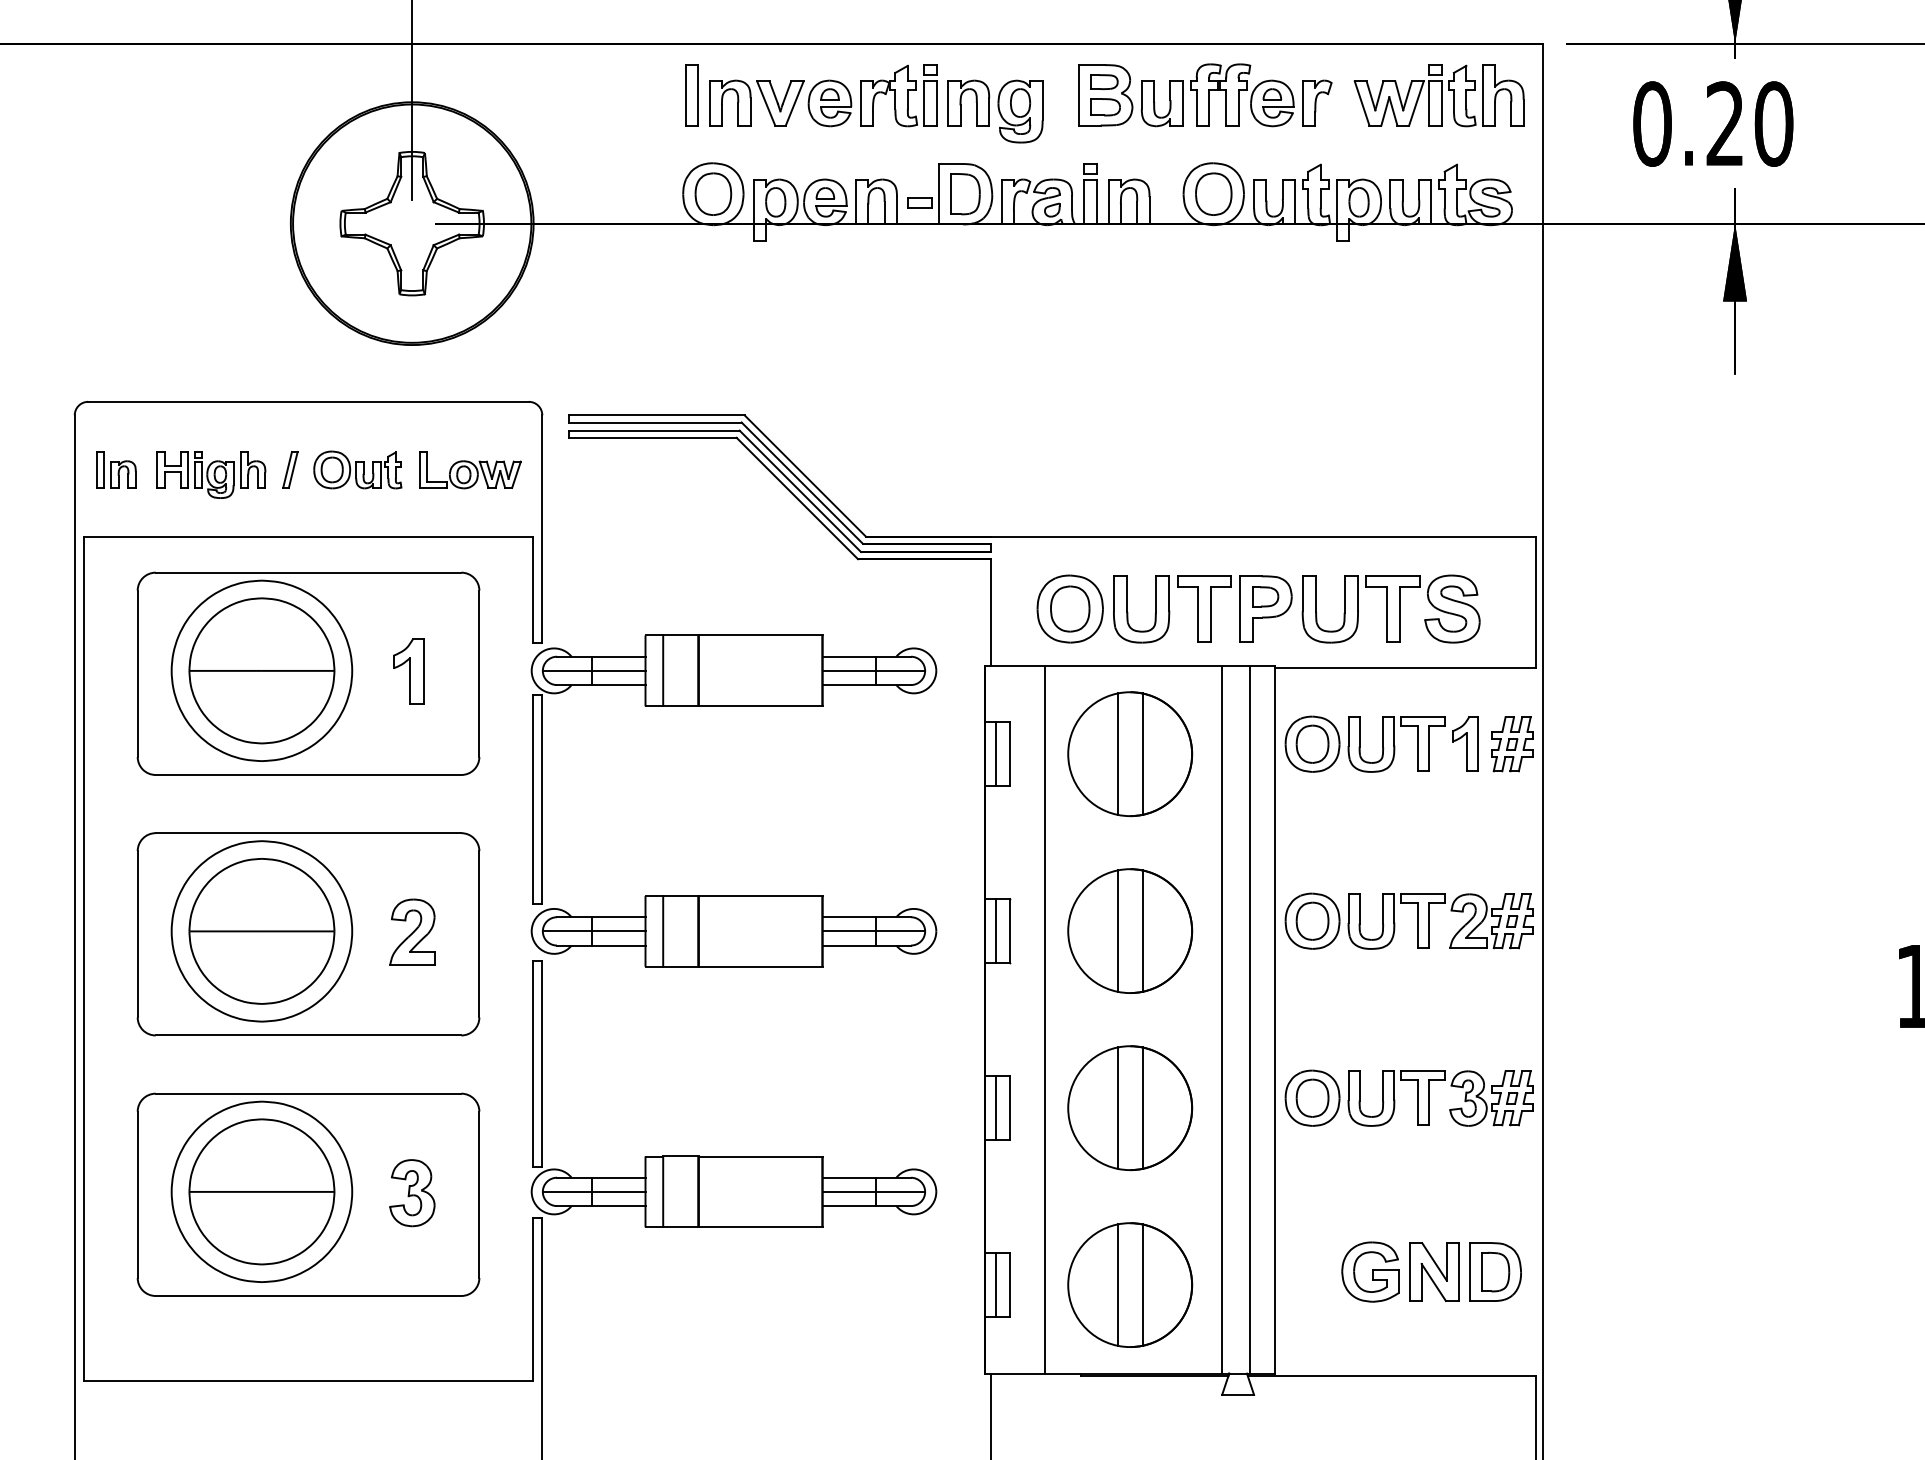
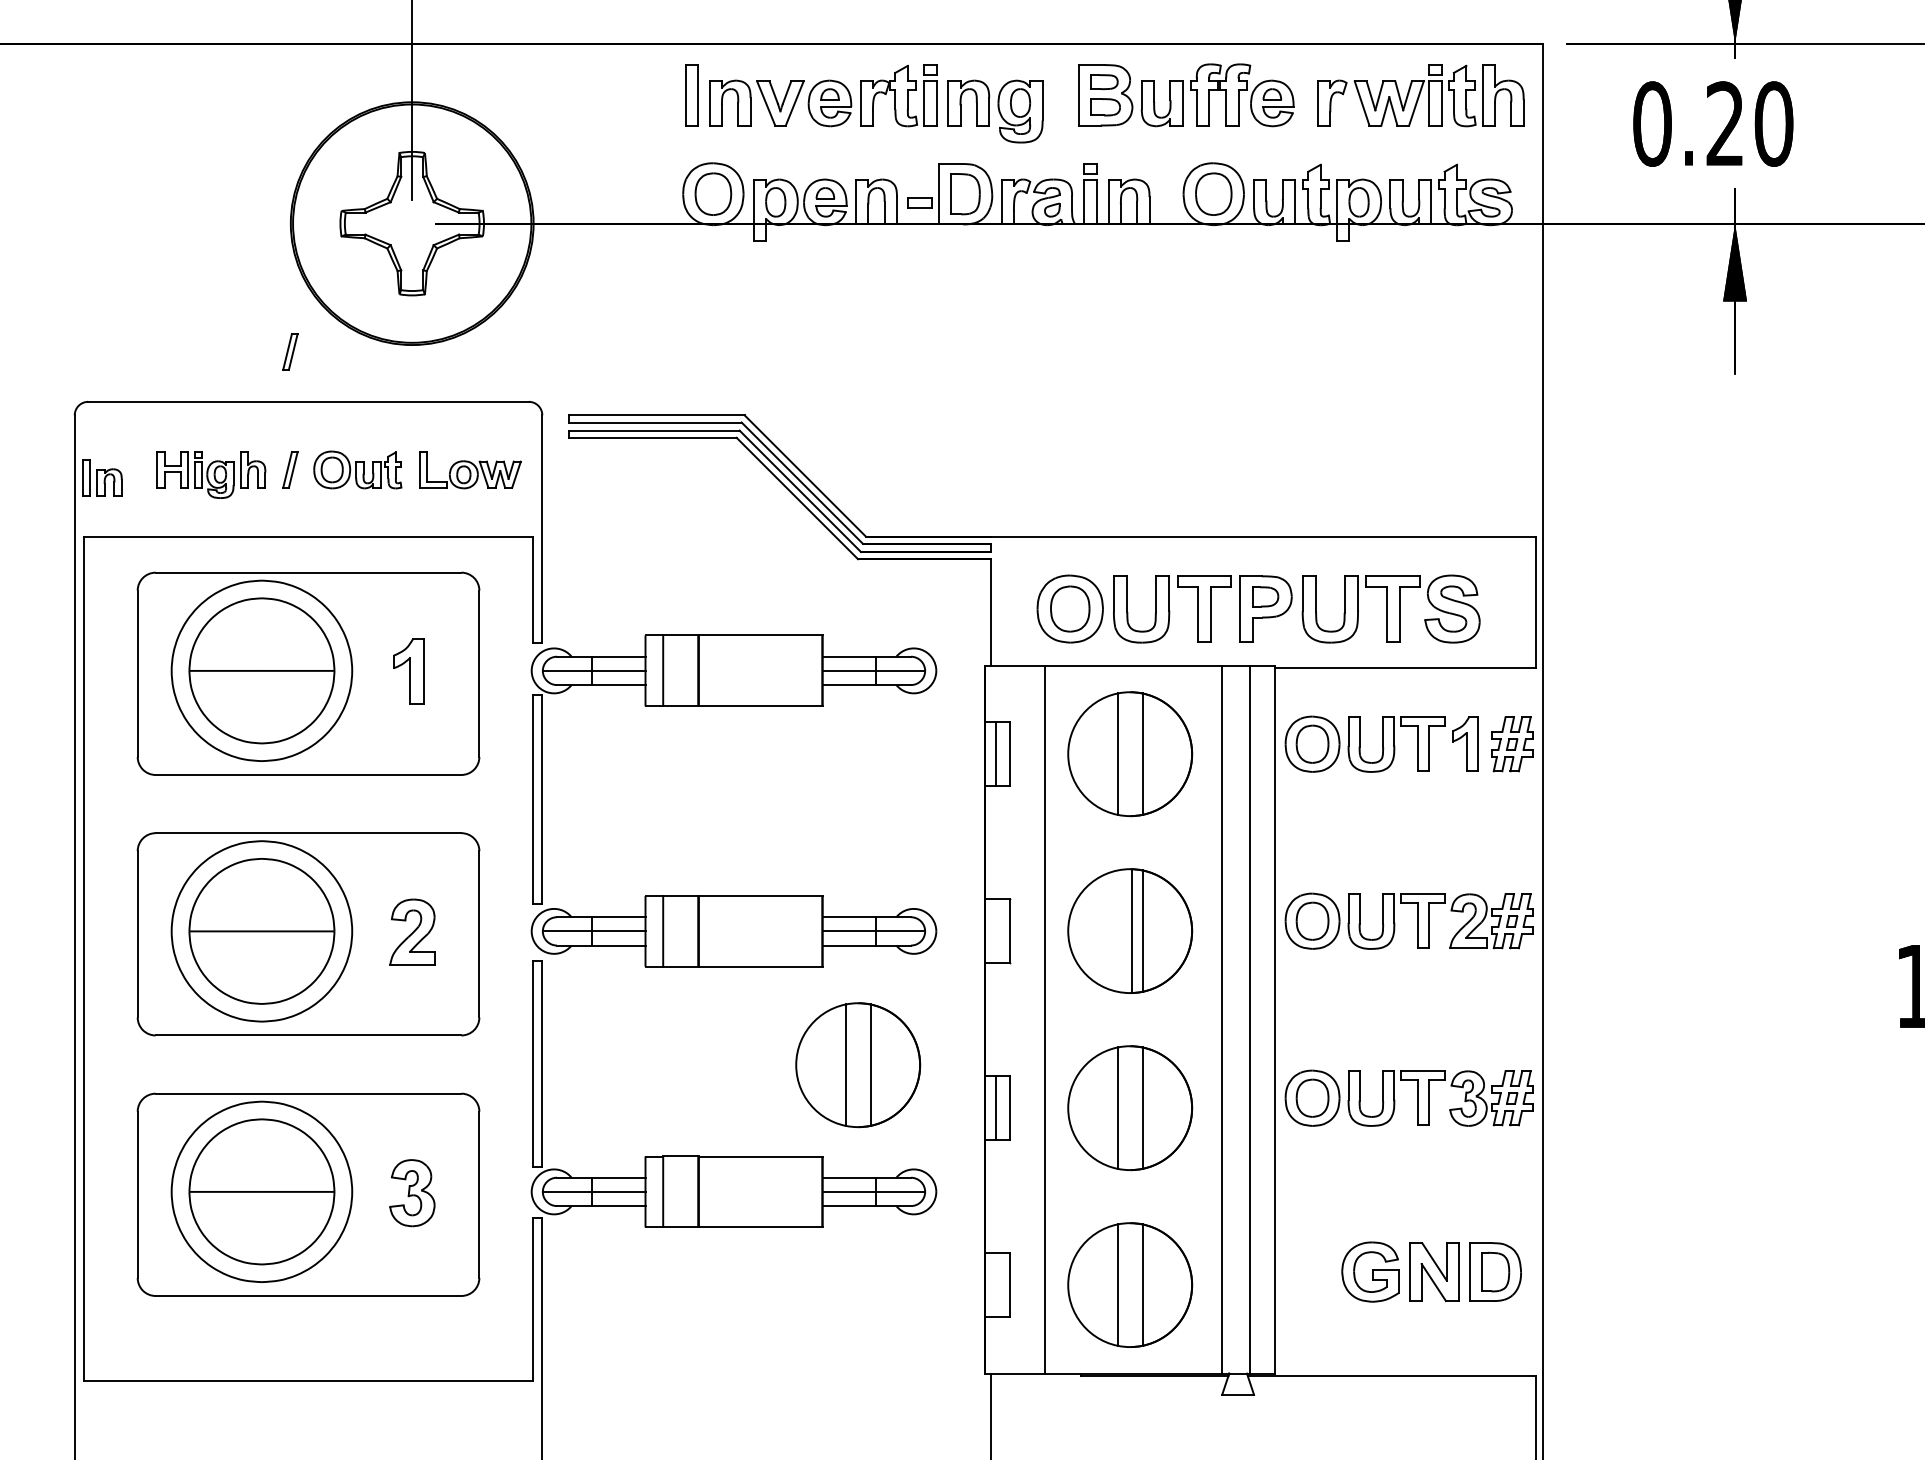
part position: (1317, 102) -> (1332, 102) (1332, 102)
part: none -> present (290, 351)
part position: (116, 469) -> (102, 477) (102, 477)
line: present -> none (995, 930)
line position: (1117, 930) -> (1131, 930) (1131, 930)
part: none -> present (858, 1065)
line: present -> none (995, 1284)
